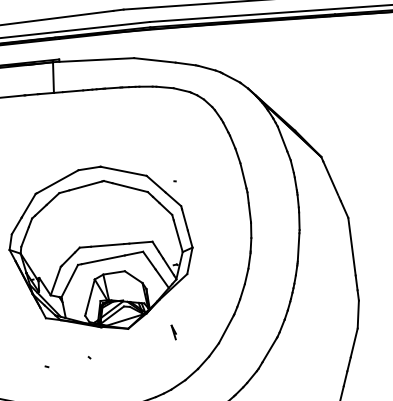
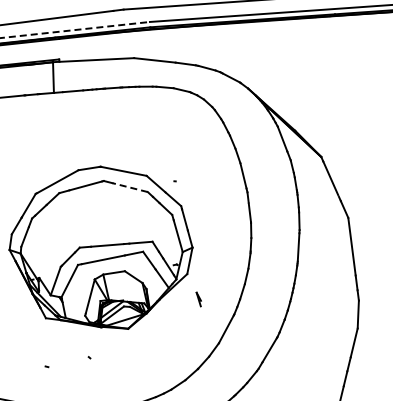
line: solid -> dashed (75, 30)
line: solid -> dashed (129, 187)
part position: (173, 332) -> (198, 299) (198, 299)
